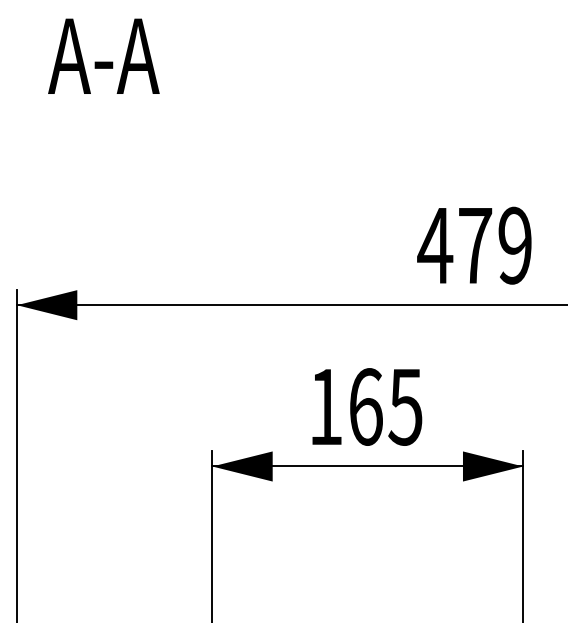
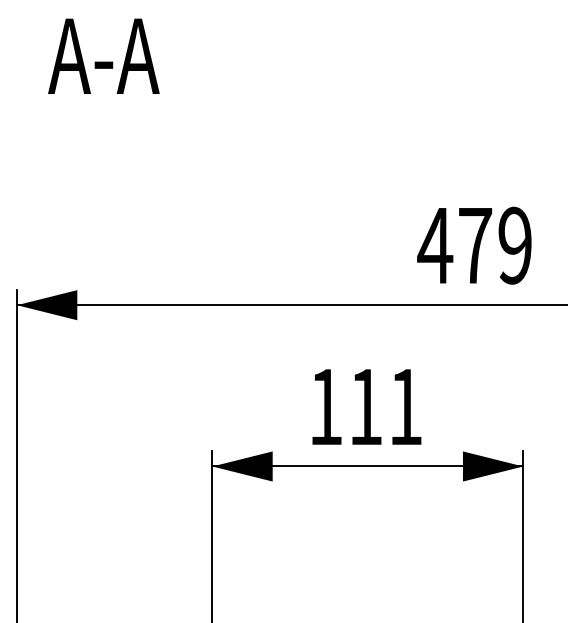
text: 165 -> 111 (386, 406)
